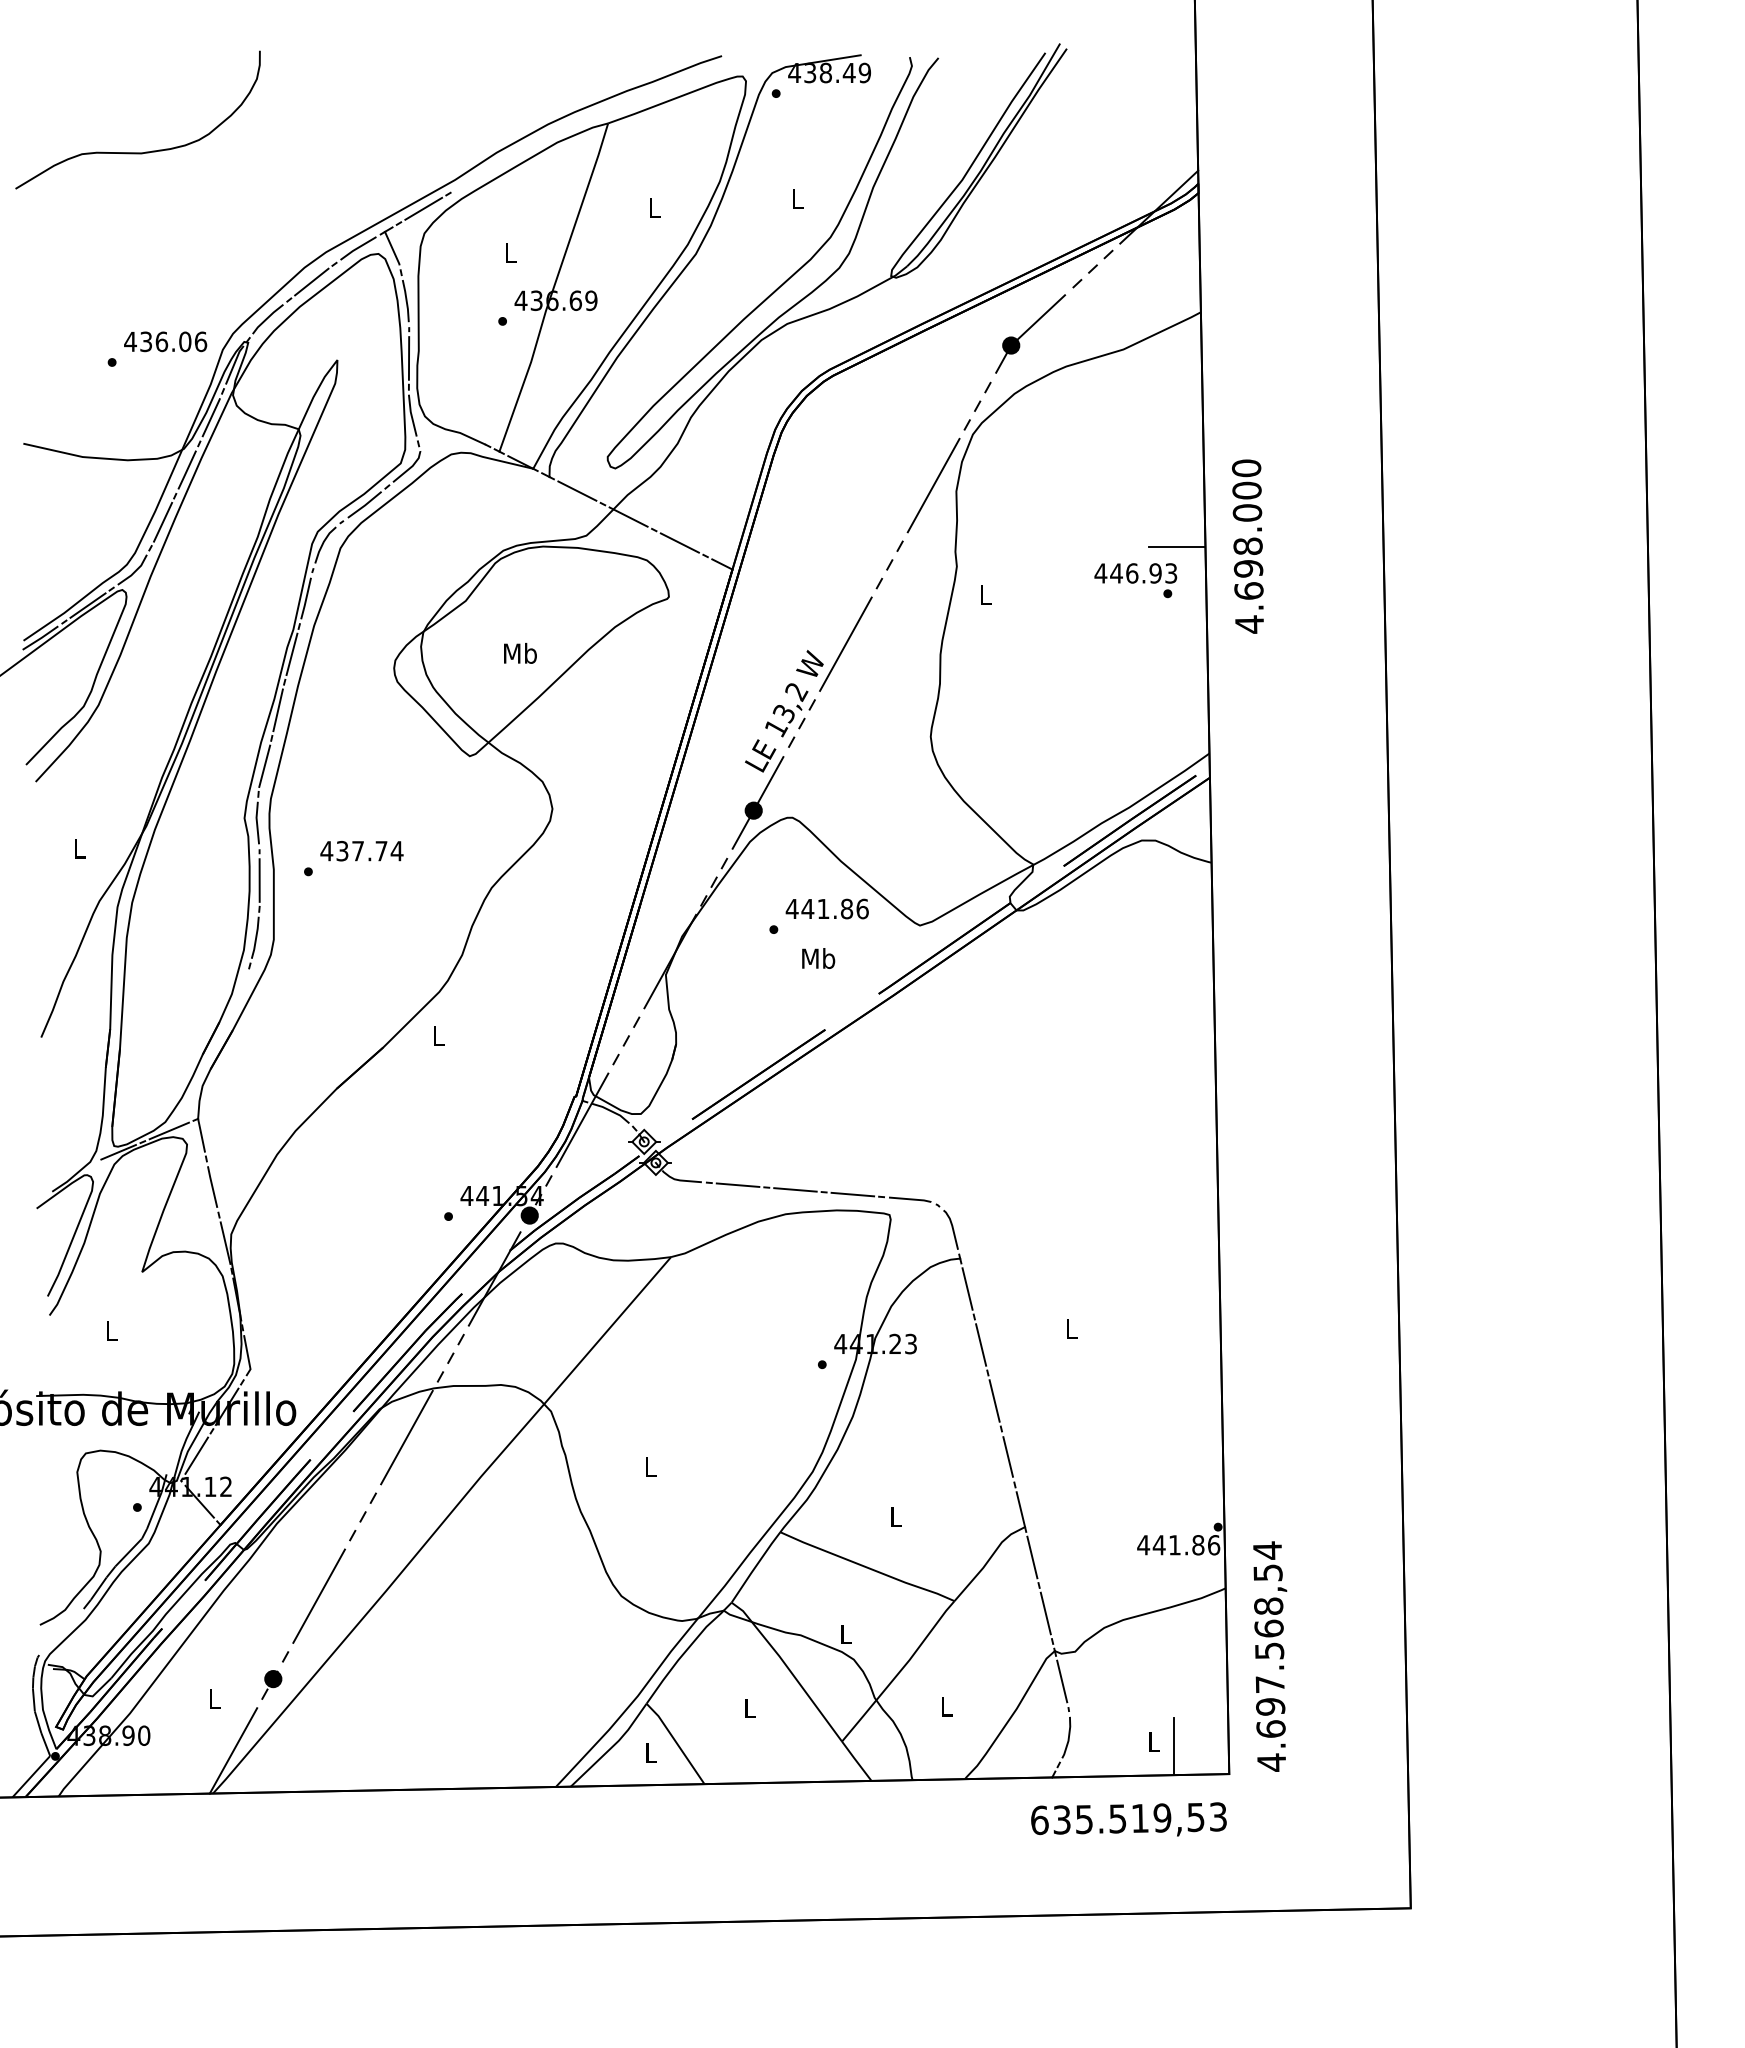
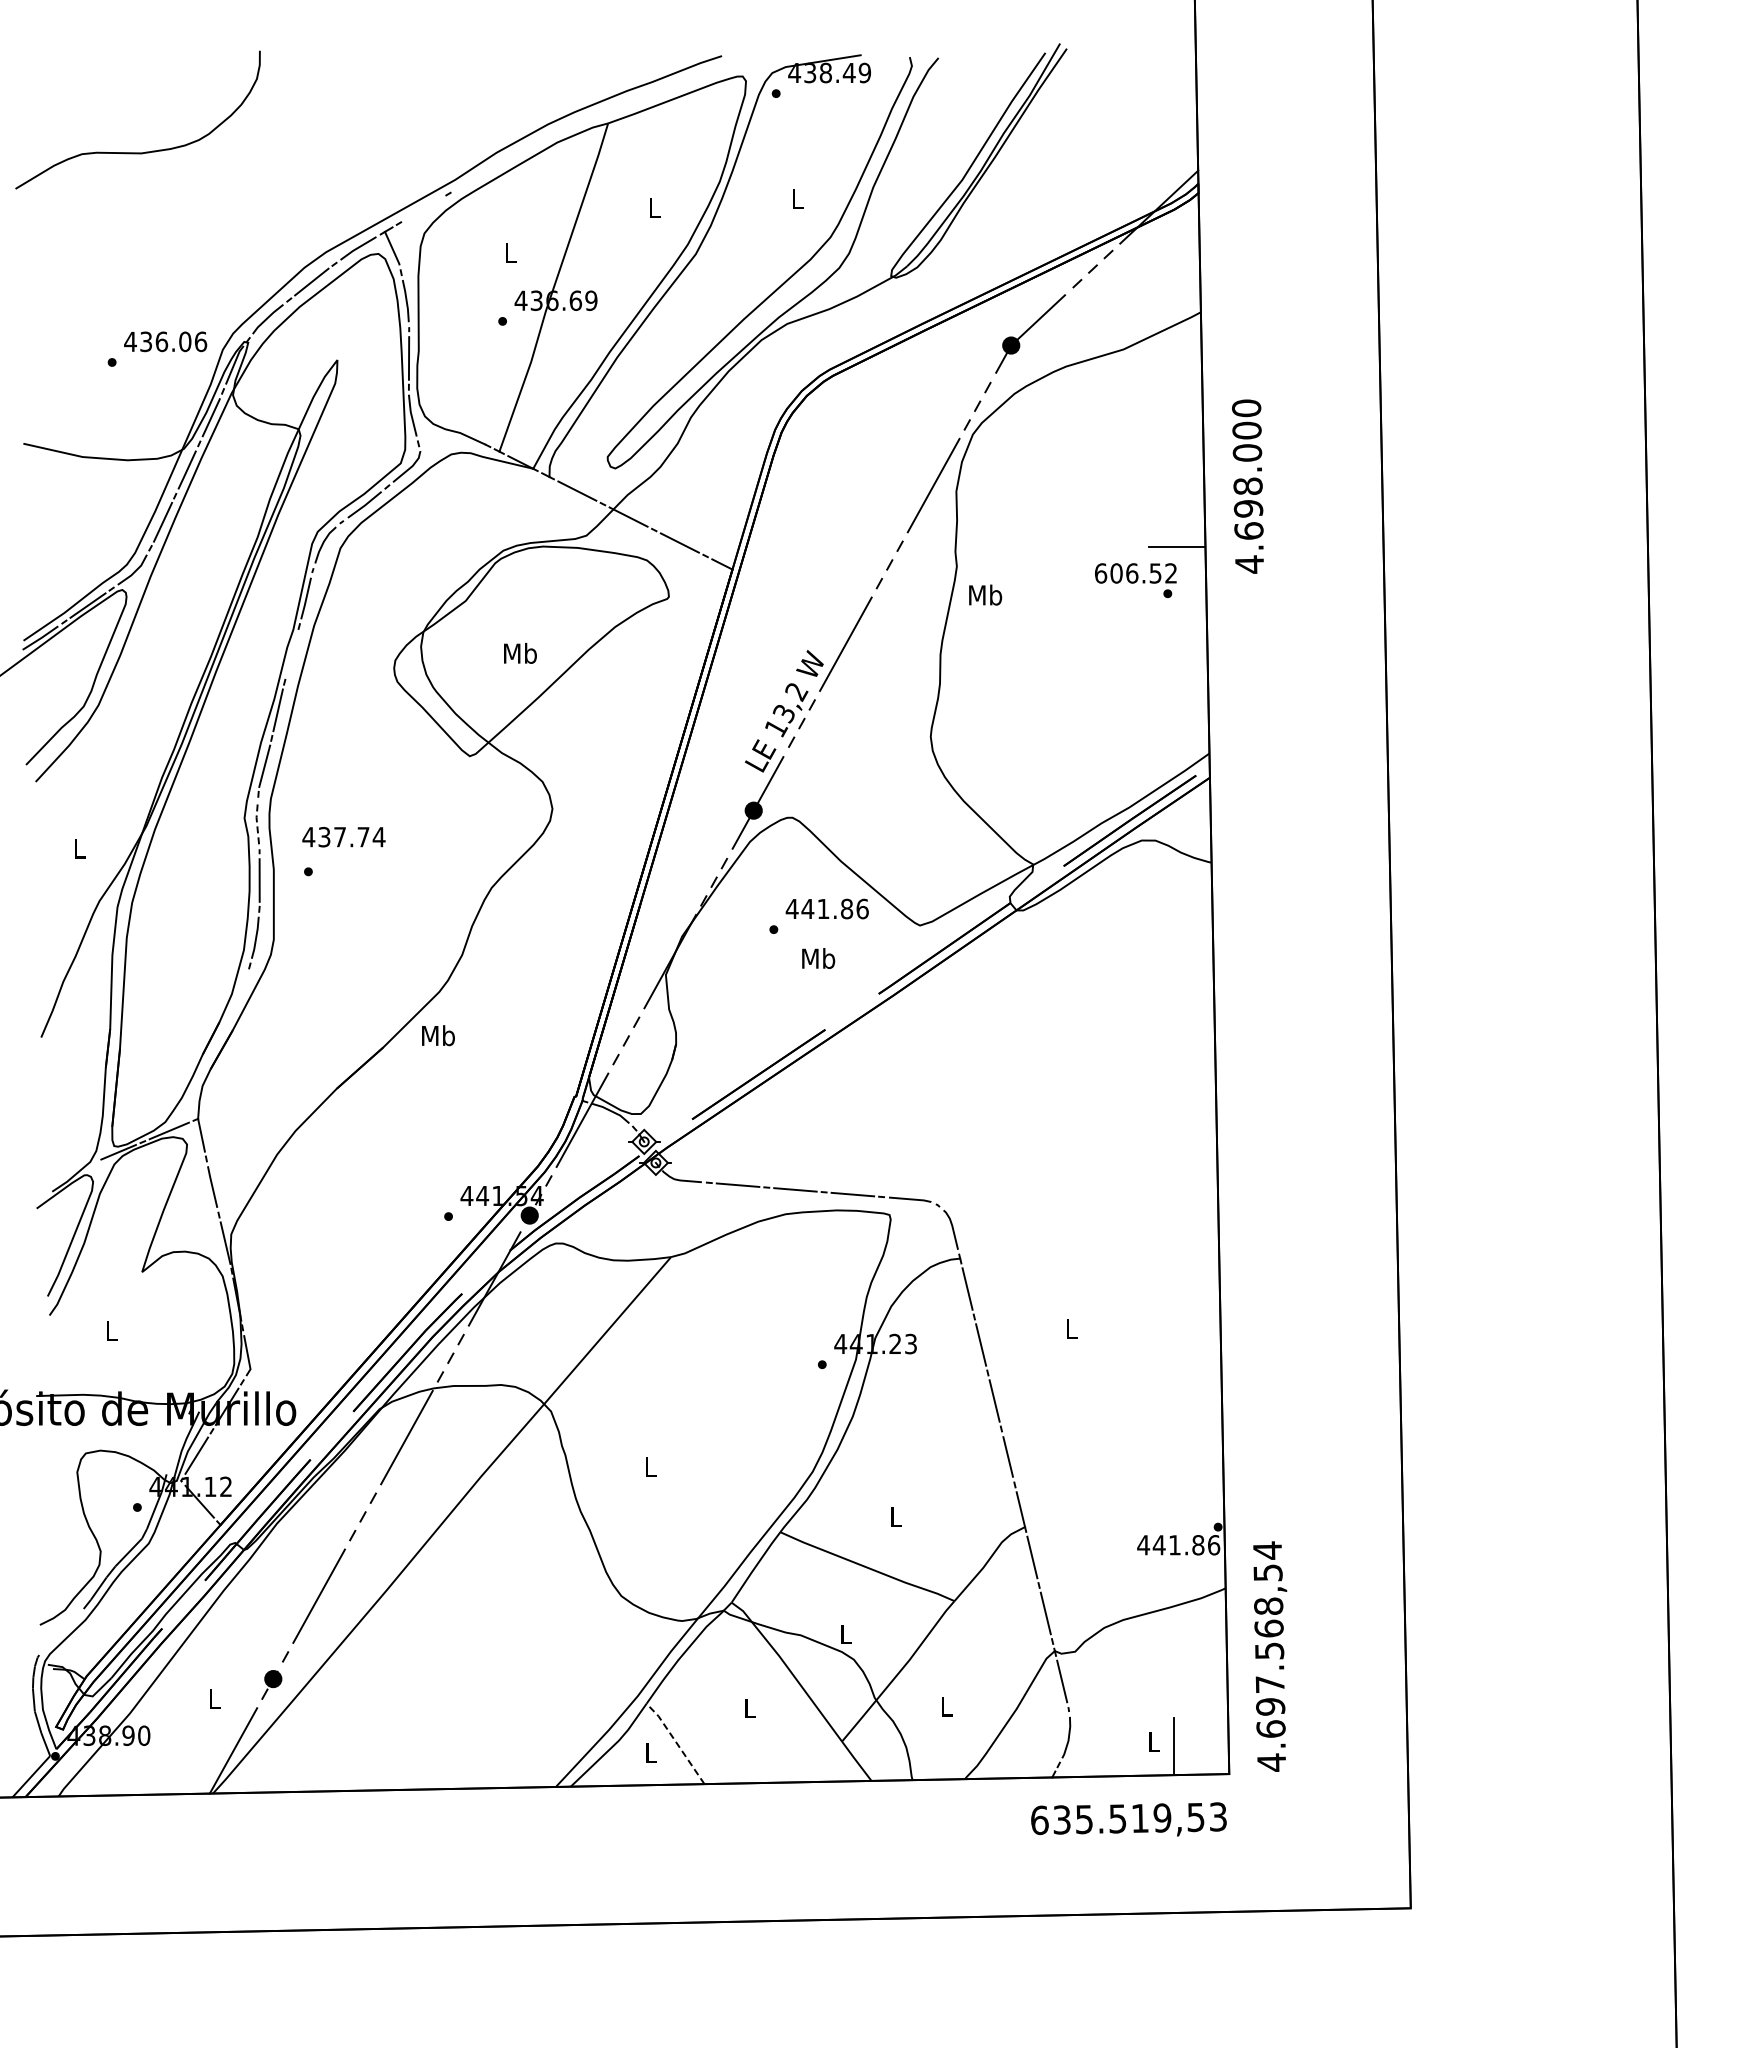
line: present -> none (423, 208)
text position: (1247, 546) -> (1247, 486) (1247, 486)
text: 446.93 -> 606.52 (1135, 573)
text: L -> Mb (985, 594)
line: present -> none (291, 654)
line: solid -> dashed (256, 821)
text position: (361, 851) -> (343, 837) (343, 837)
text: L -> Mb (438, 1035)
line: solid -> dashed (676, 1742)
